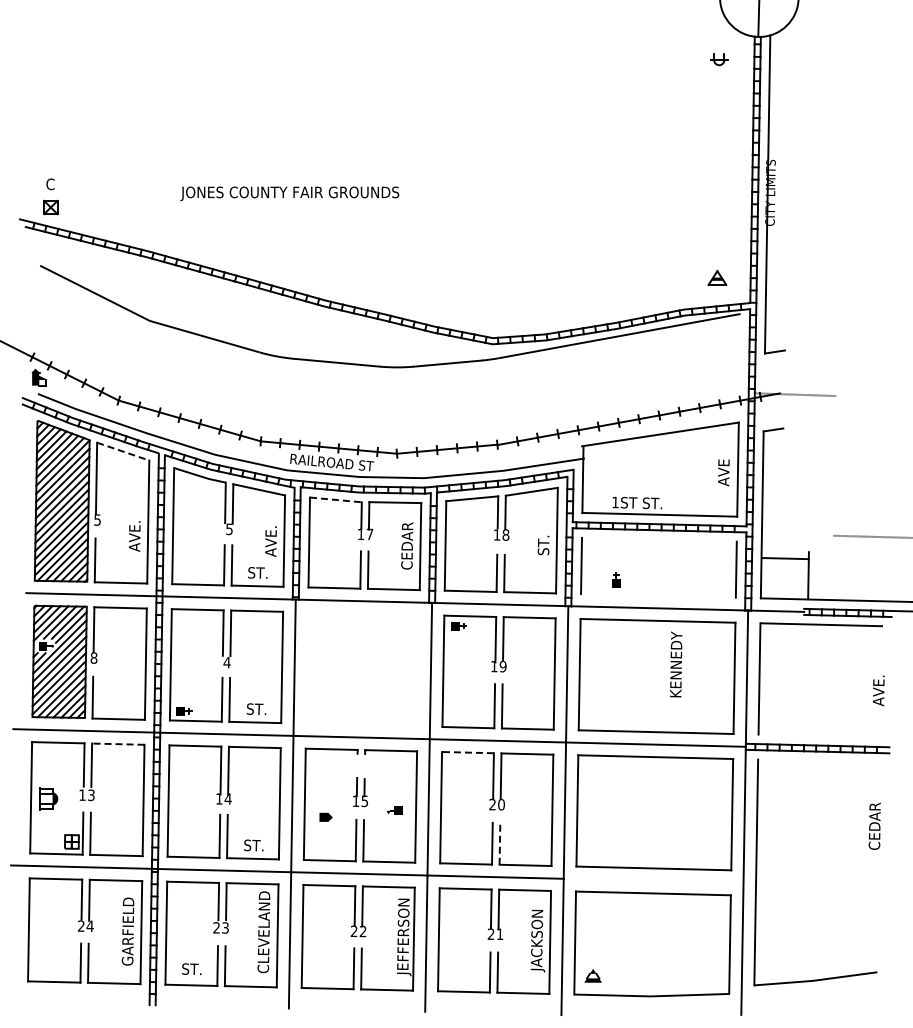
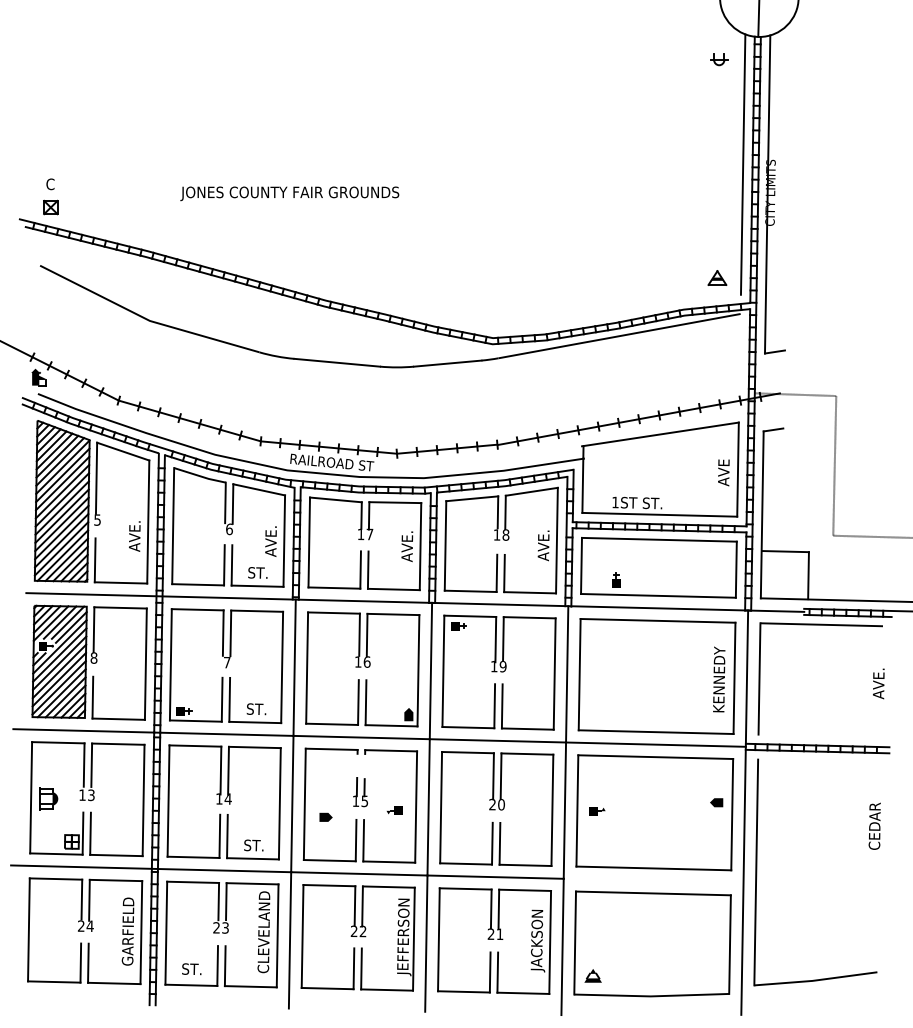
line: none -> present (742, 164)
line: dashed -> solid (123, 451)
line: none -> present (834, 465)
line: dashed -> solid (336, 499)
text: 5 -> 6 (229, 529)
line: none -> present (658, 539)
text: CEDAR -> AVE. (407, 545)
text: ST. -> AVE. (543, 545)
line position: (784, 558) -> (784, 551) (784, 551)
line: none -> present (658, 595)
text: 4 -> 7 (226, 662)
text position: (676, 664) -> (719, 679) (719, 679)
part: none -> present (362, 669)
text position: (878, 690) -> (878, 683) (878, 683)
line: dashed -> solid (117, 744)
line: dashed -> solid (467, 752)
part: none -> present (716, 802)
part: none -> present (597, 811)
line: dashed -> solid (499, 843)
